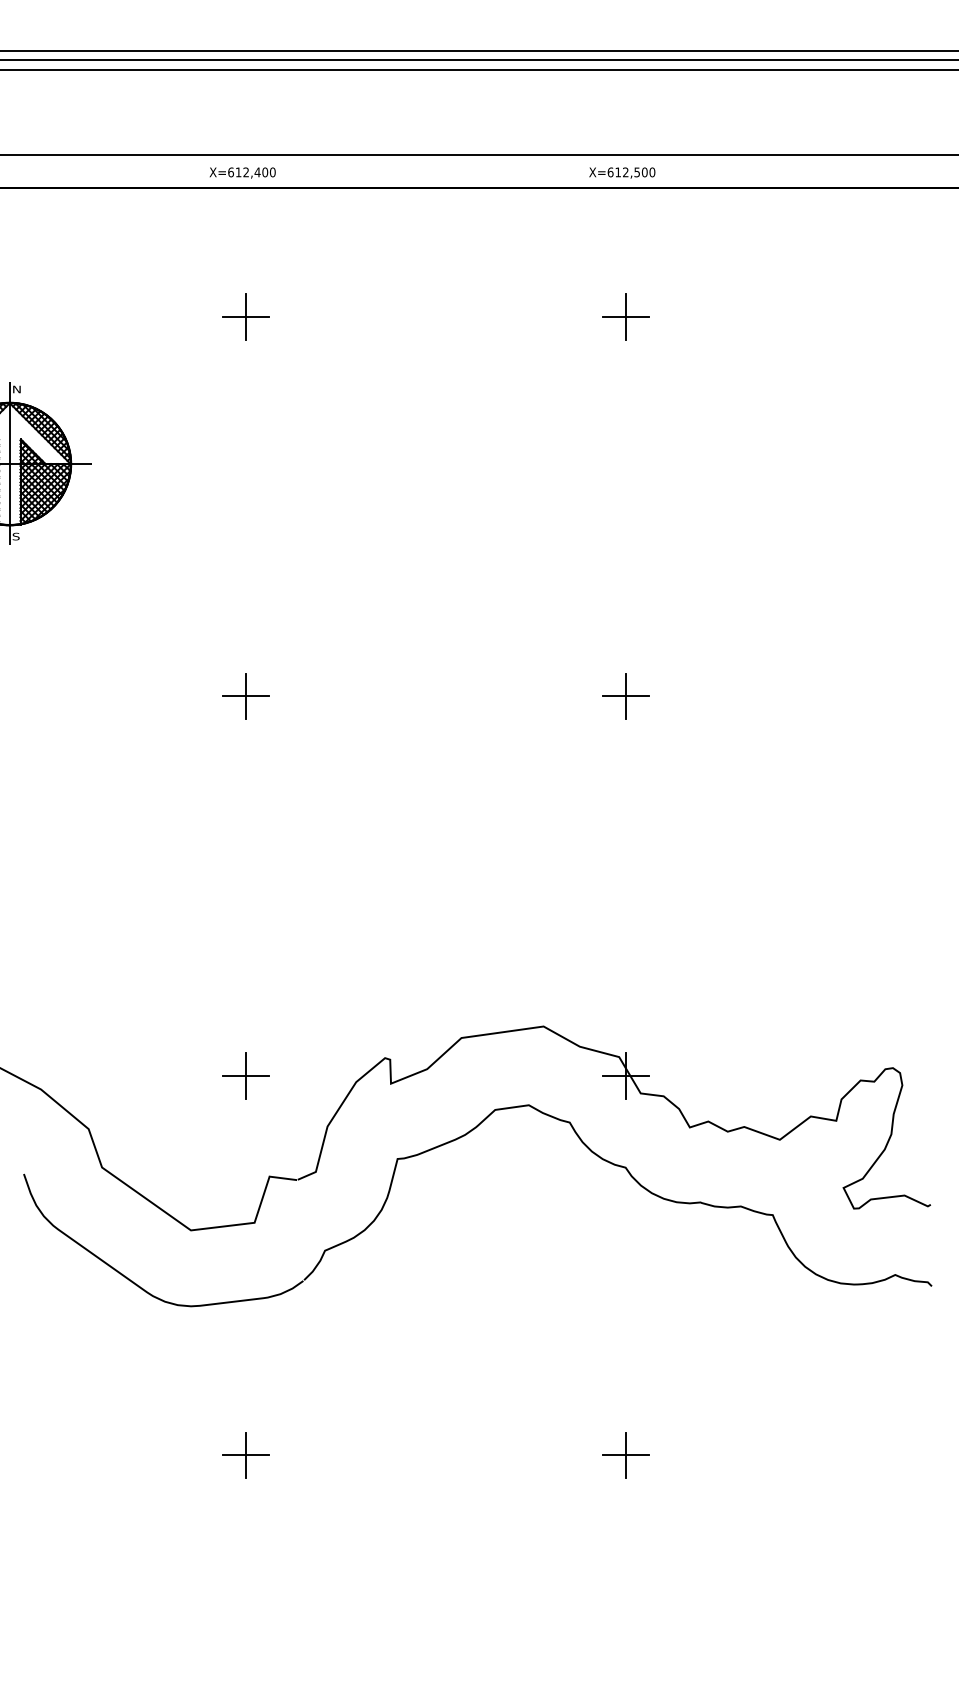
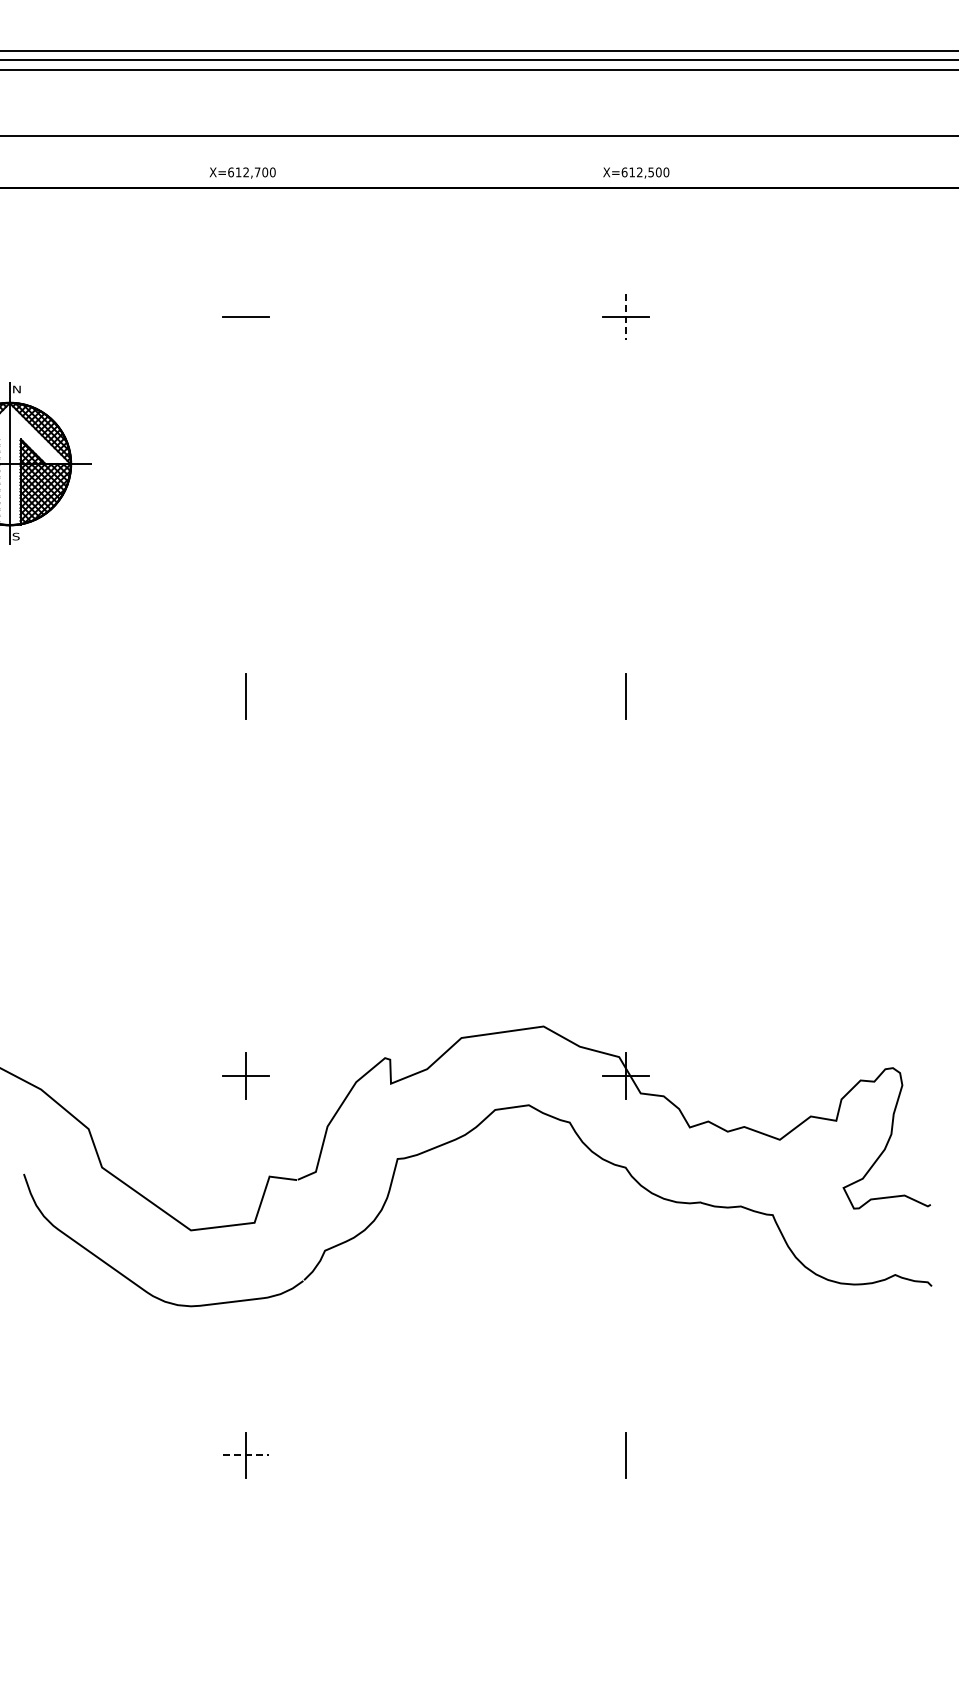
line position: (478, 155) -> (478, 136) (478, 136)
text: X=612,400 -> X=612,700 (257, 172)
text position: (622, 172) -> (636, 172) (636, 172)
line: present -> none (246, 316)
line: solid -> dashed (625, 316)
line: present -> none (245, 696)
line: present -> none (625, 696)
line: solid -> dashed (246, 1455)
line: present -> none (625, 1455)
